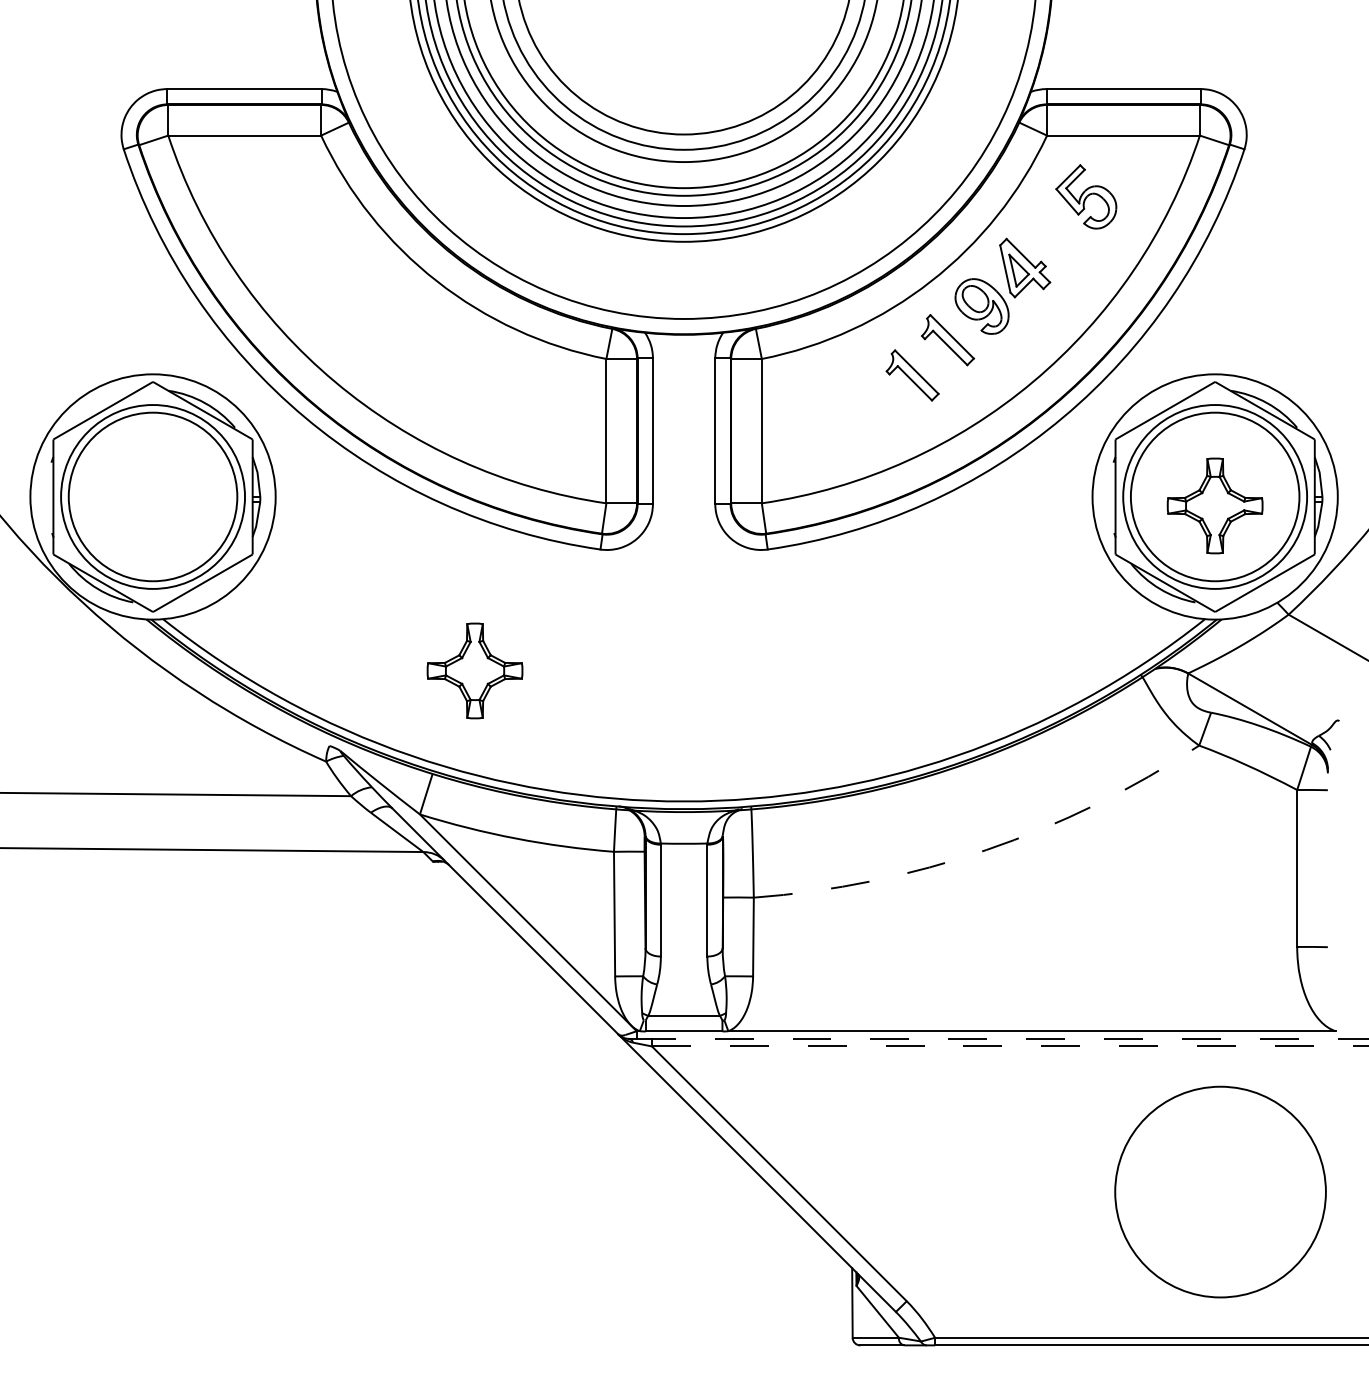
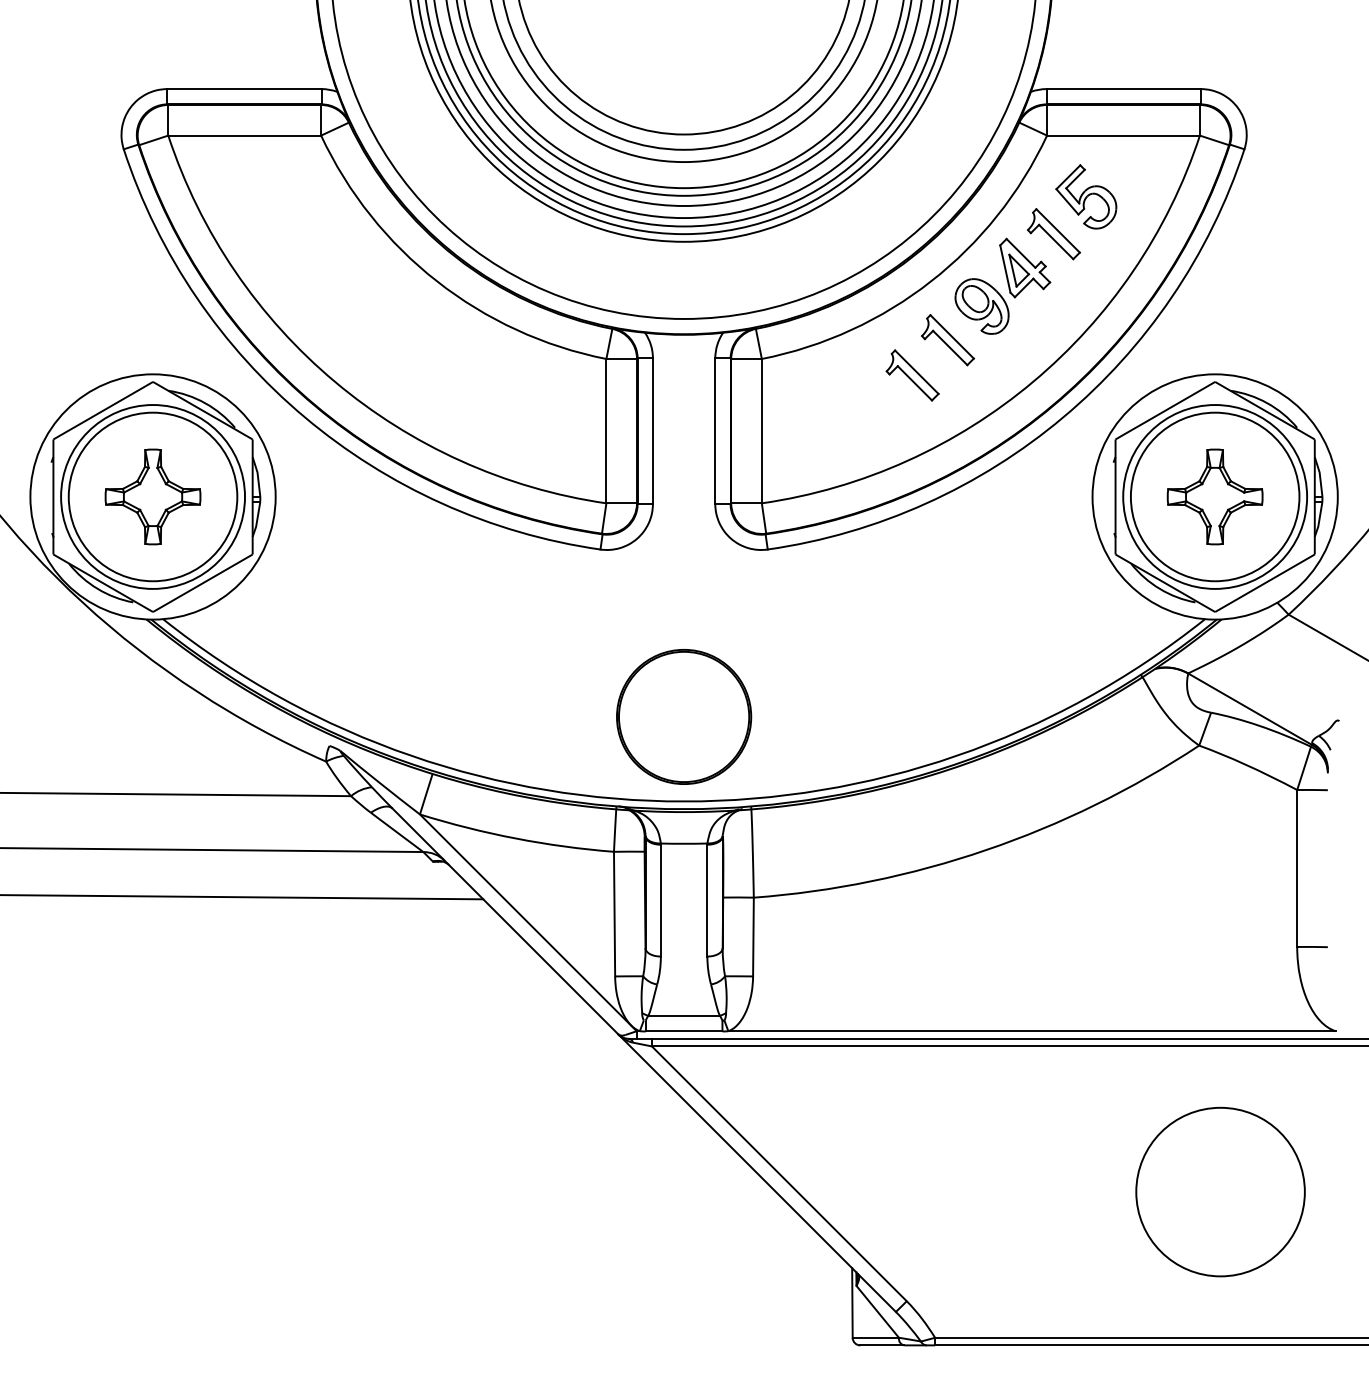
part: none -> present (1053, 234)
part position: (1214, 505) -> (1214, 496) (1214, 496)
part position: (474, 670) -> (152, 496) (152, 496)
part: none -> present (684, 716)
arc: dashed -> solid (986, 850)
line: none -> present (242, 897)
line: dashed -> solid (1002, 1038)
line: dashed -> solid (1010, 1046)
circle diameter: 211 px -> 169 px (1220, 1191)
